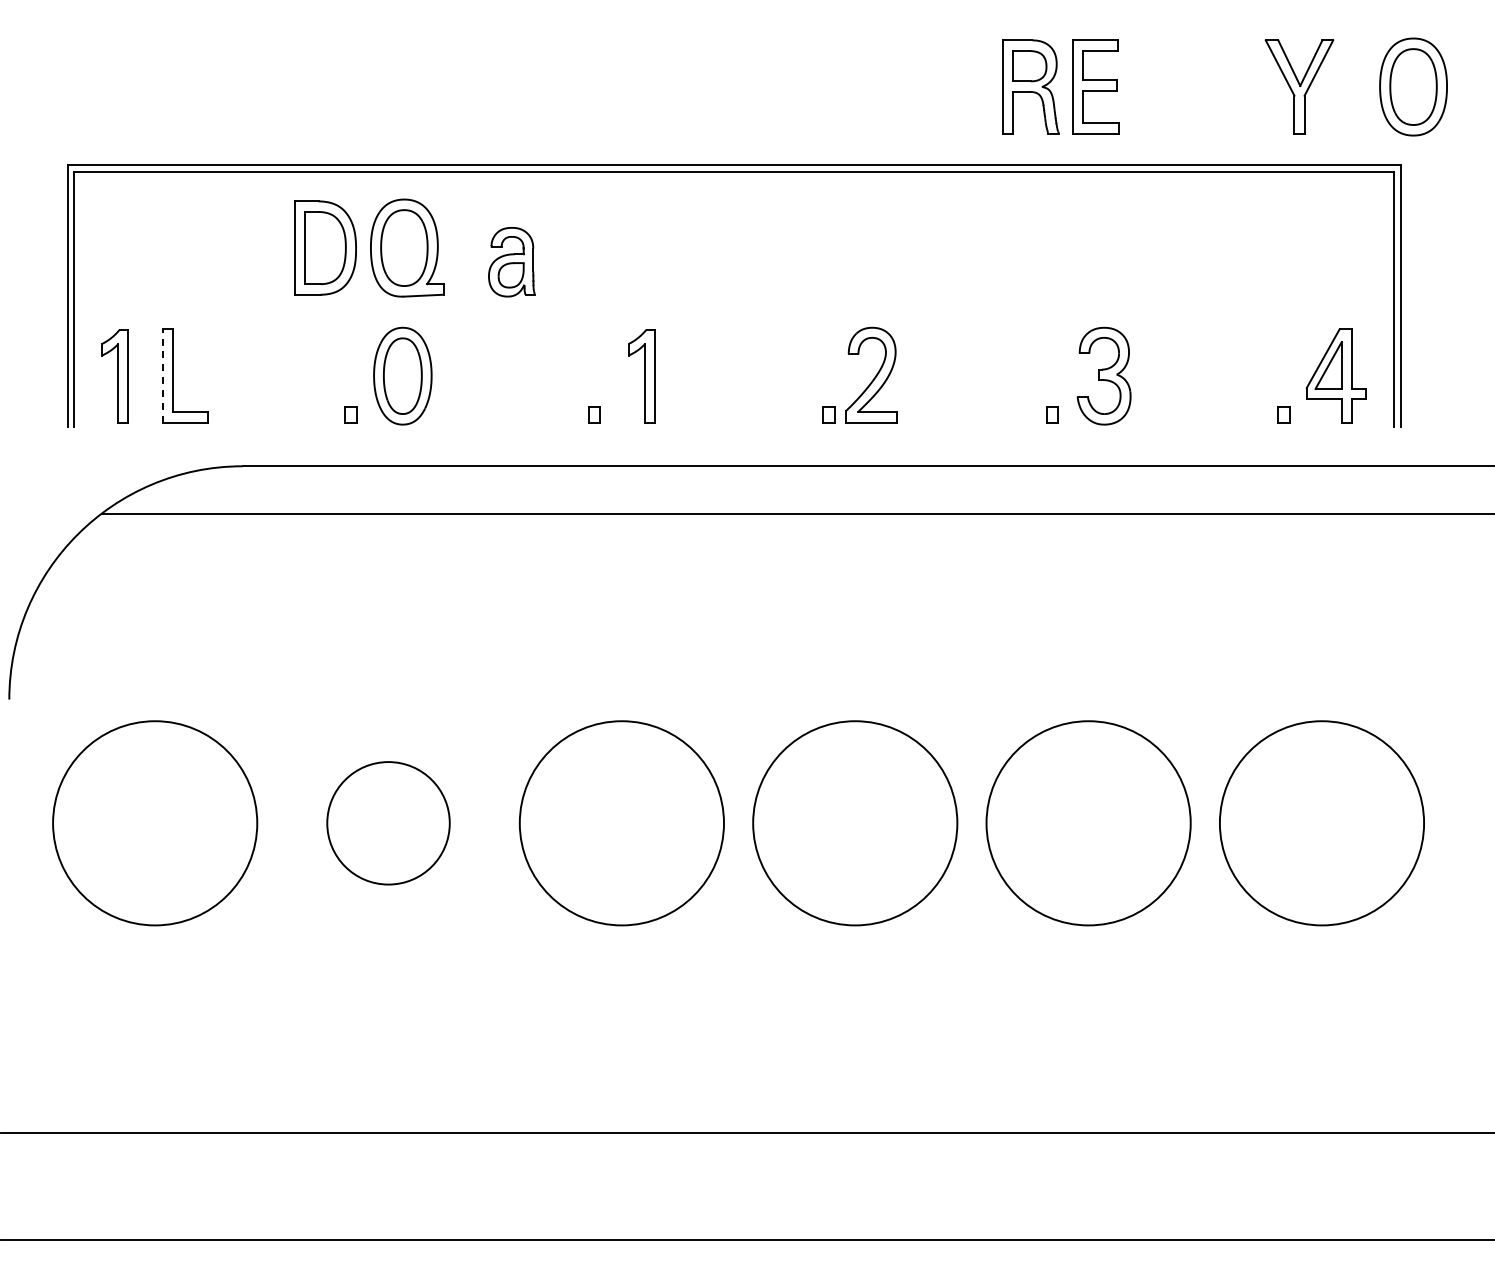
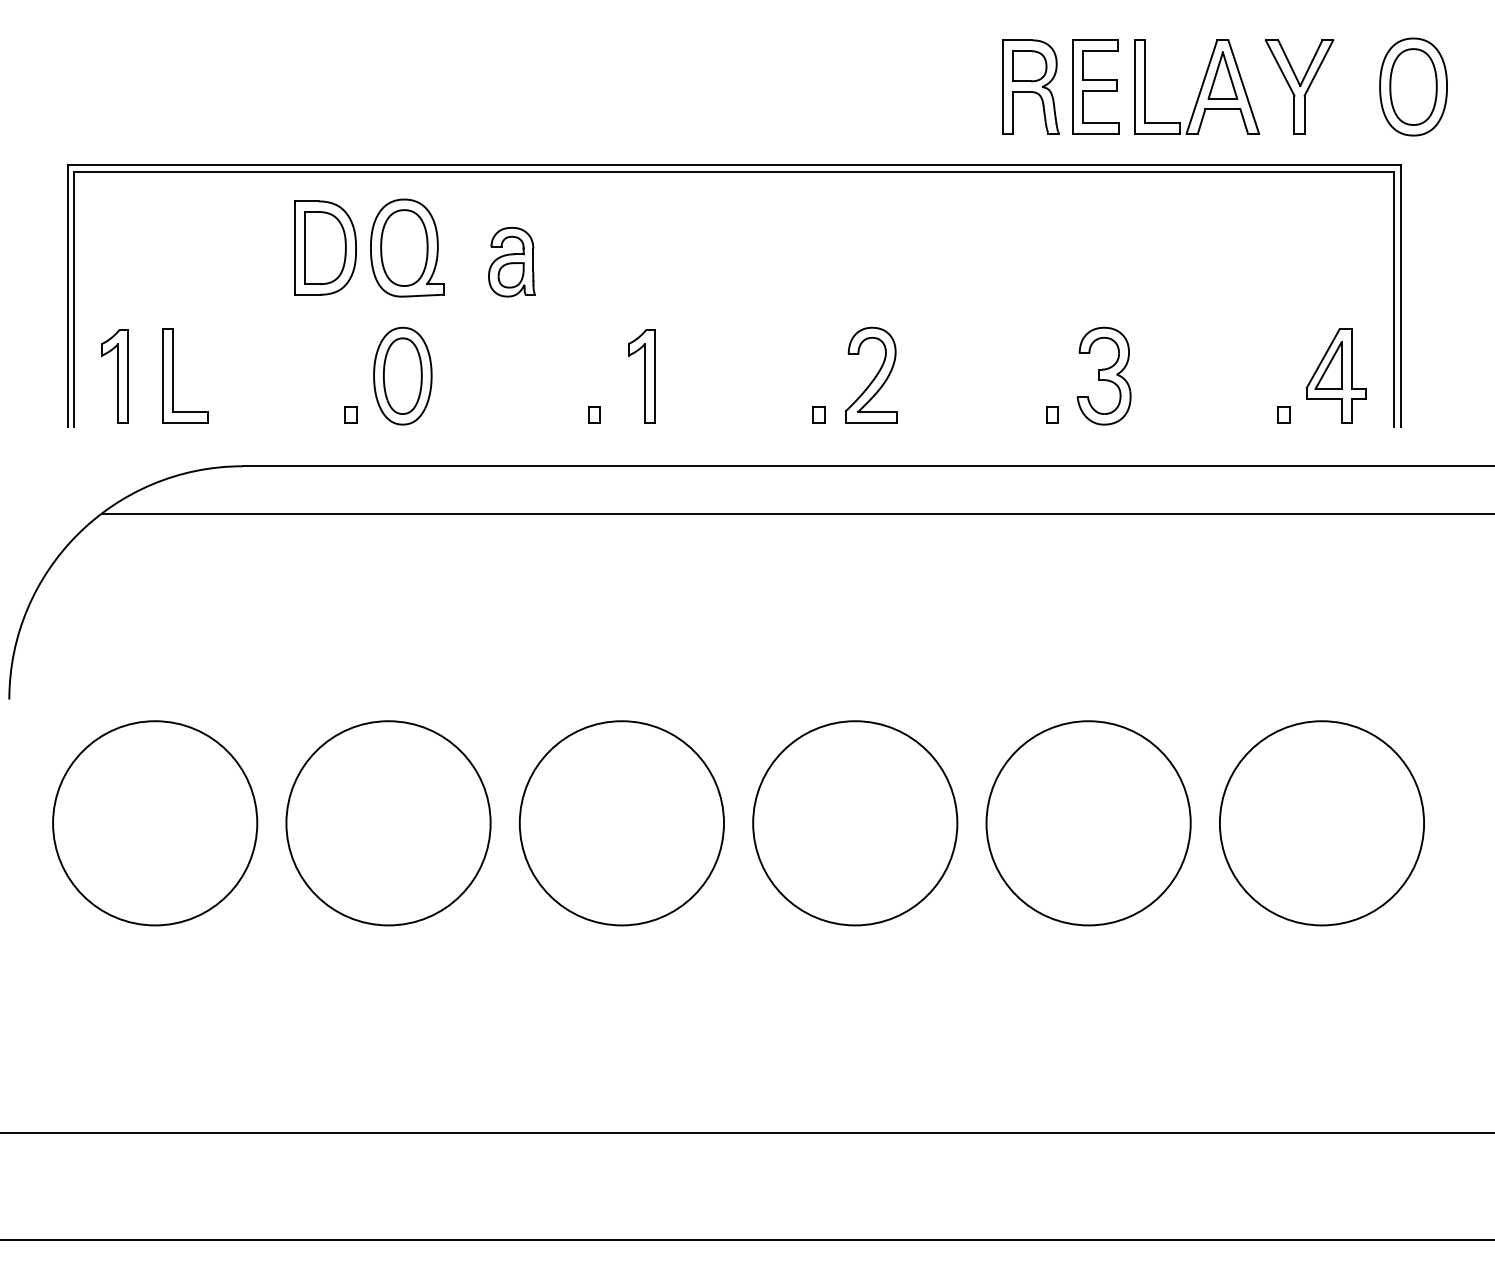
part: none -> present (1196, 86)
line: dashed -> solid (162, 375)
part position: (828, 414) -> (818, 414) (818, 414)
circle diameter: 123 px -> 204 px (388, 823)
